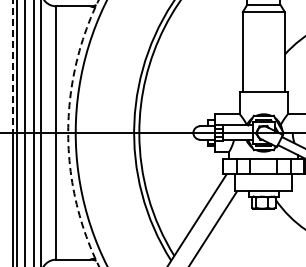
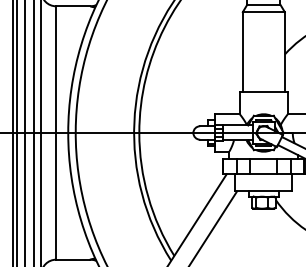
line: dashed -> solid (12, 67)
arc: dashed -> solid (68, 133)
